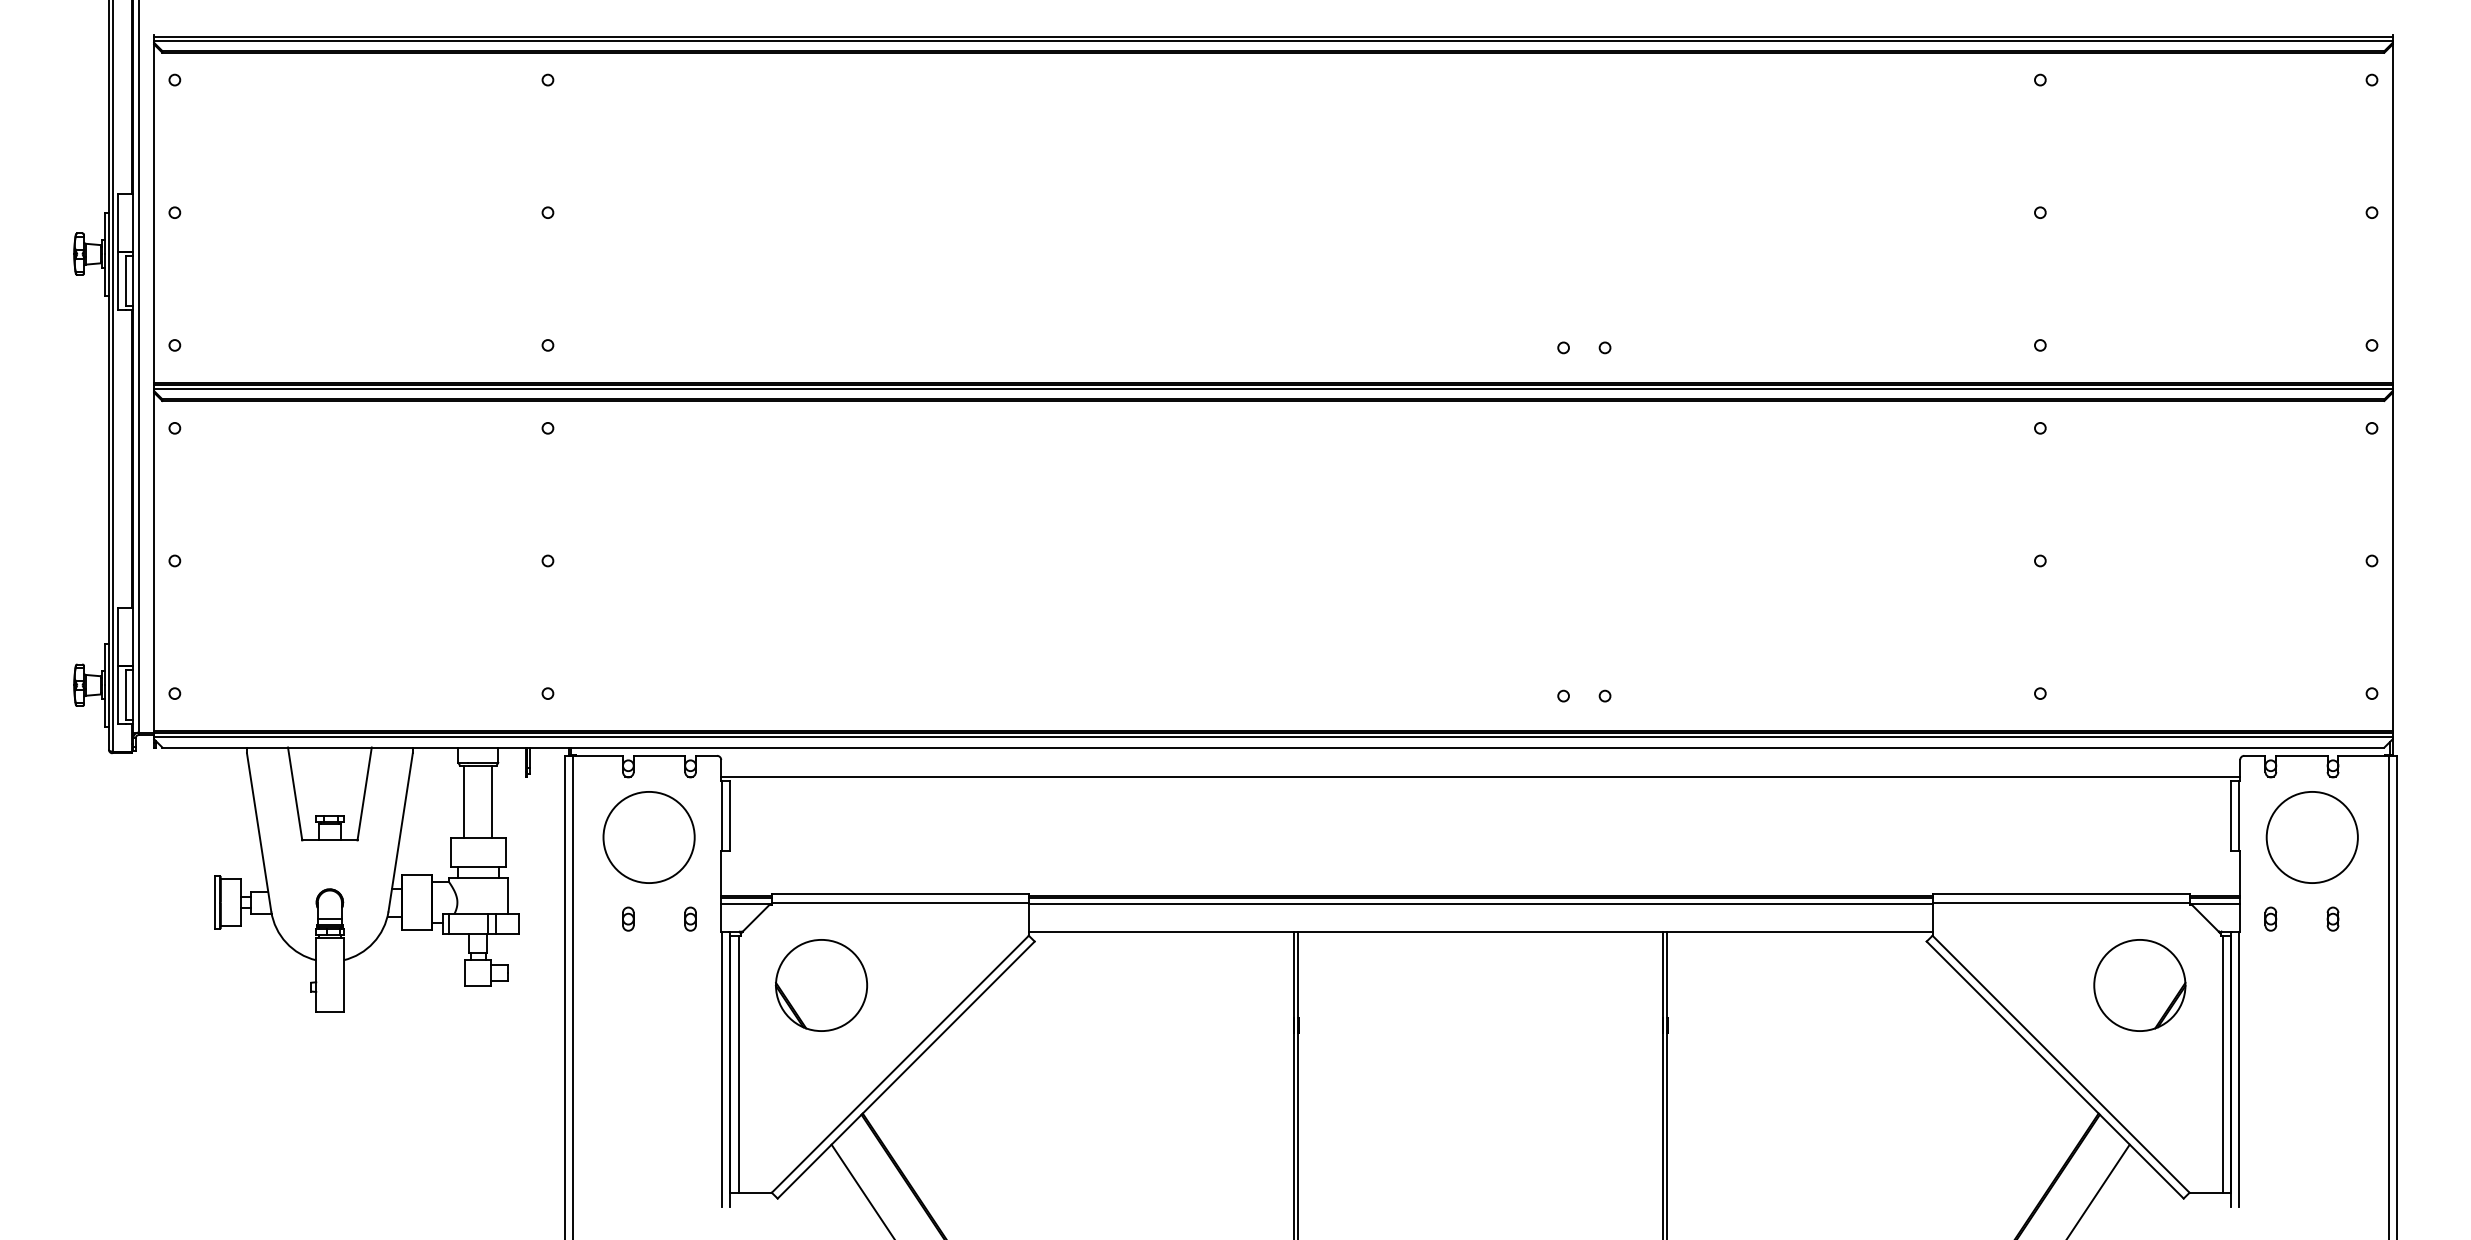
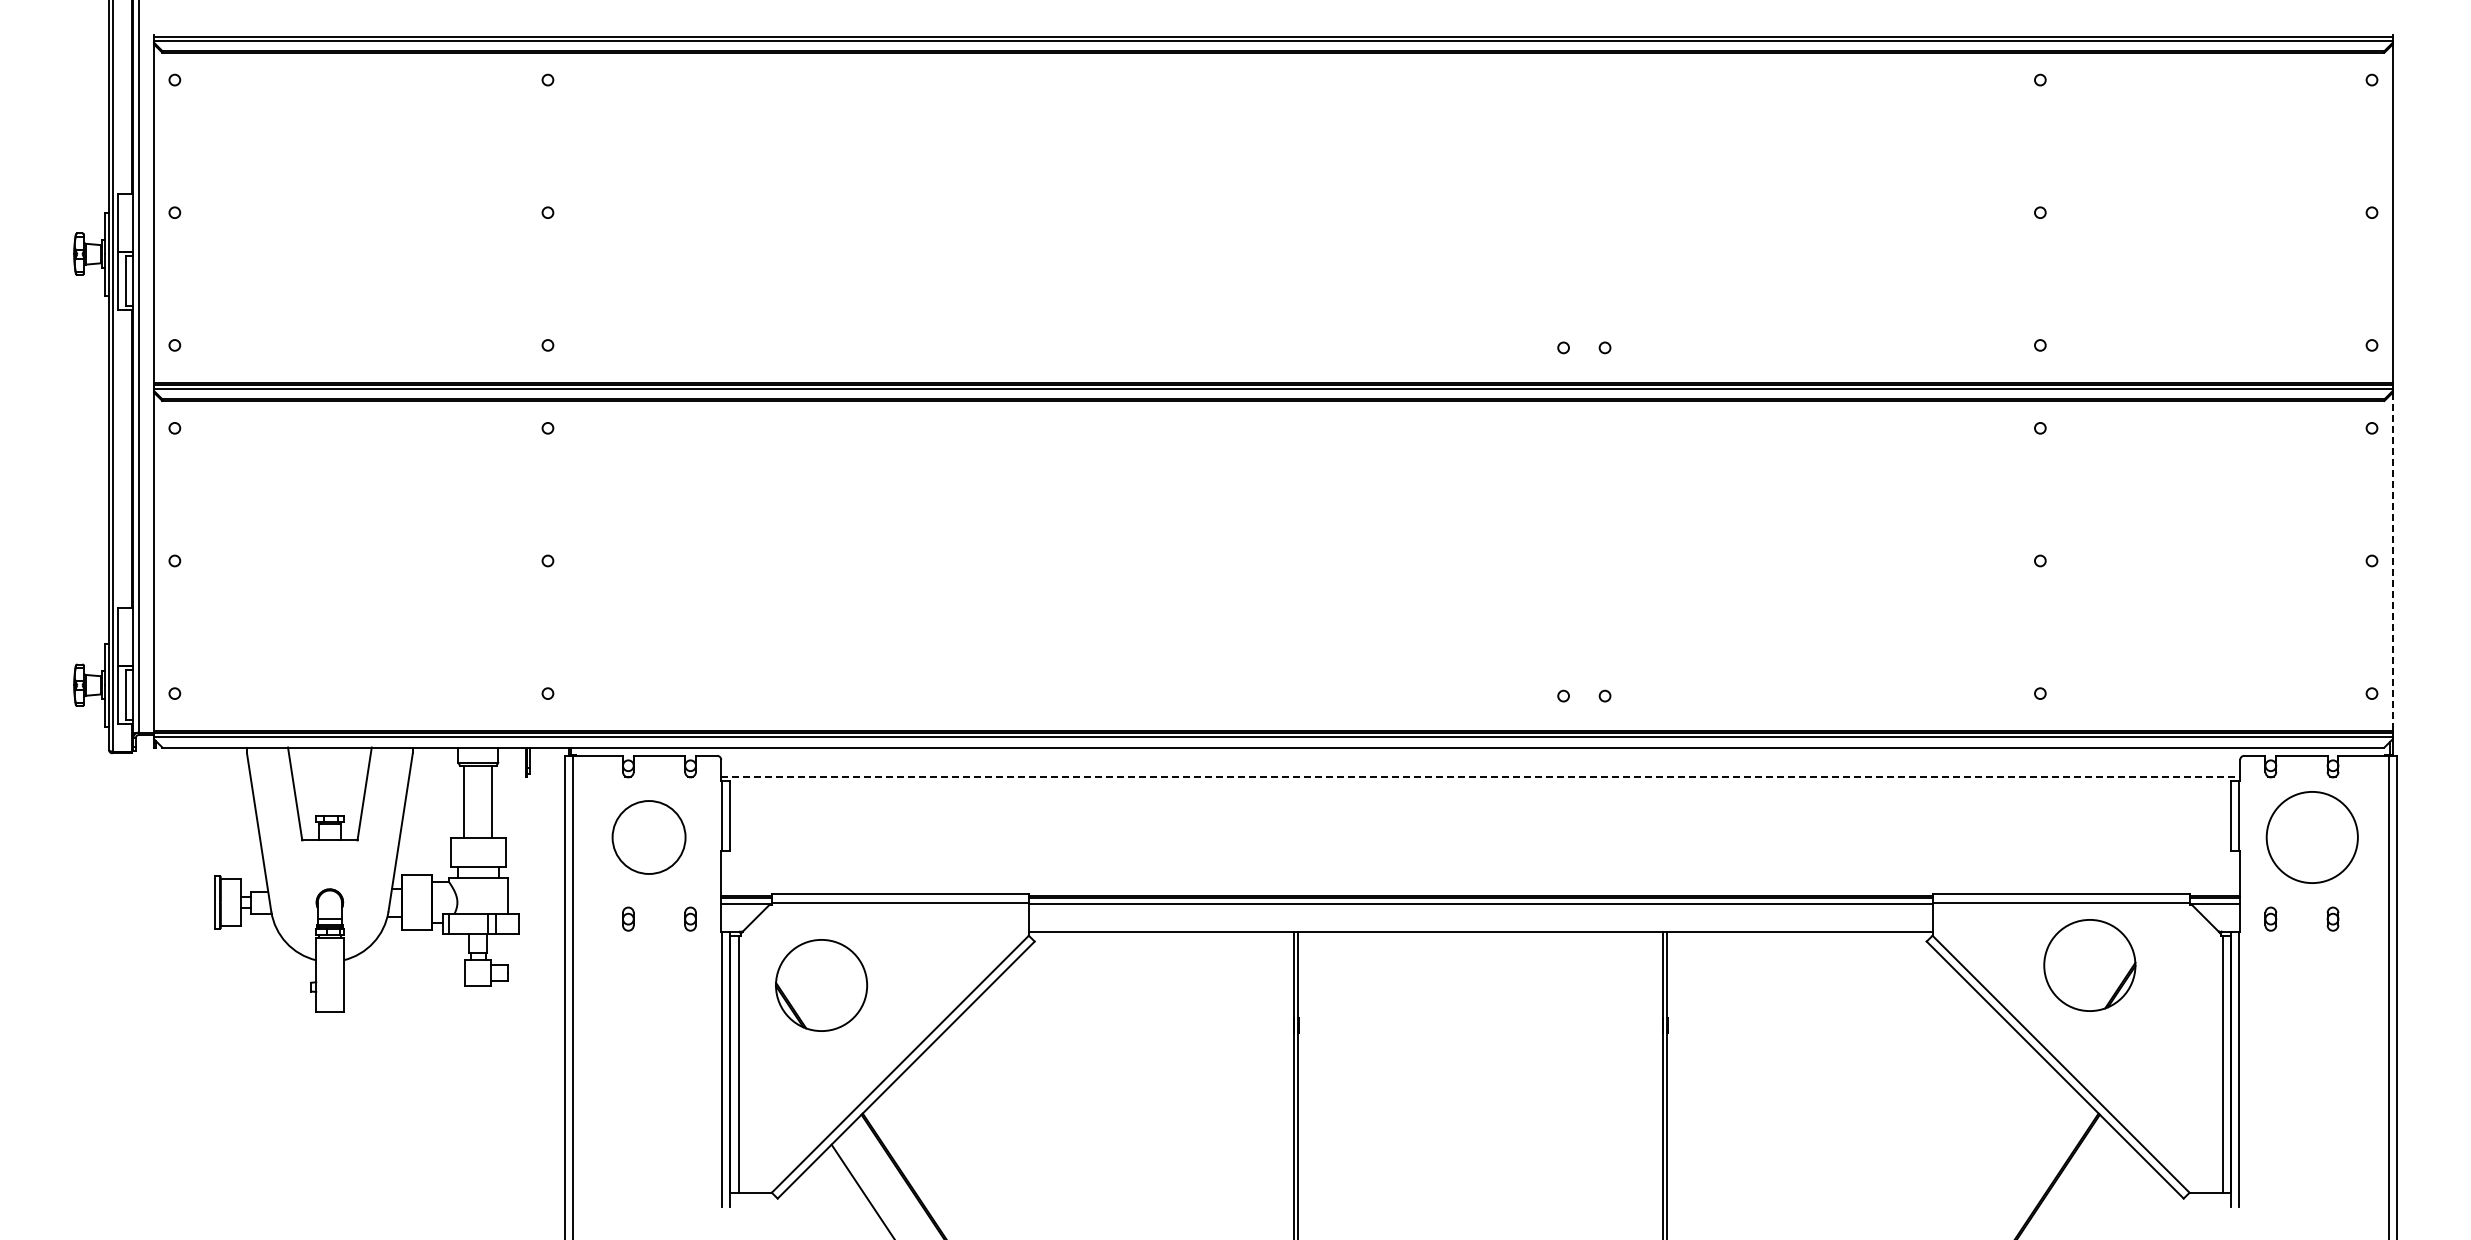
line: solid -> dashed (2392, 562)
line: solid -> dashed (1481, 776)
circle size: 94x93 px -> 76x75 px (648, 837)
part position: (2139, 985) -> (2089, 965) (2089, 965)
line: present -> none (2098, 1190)
